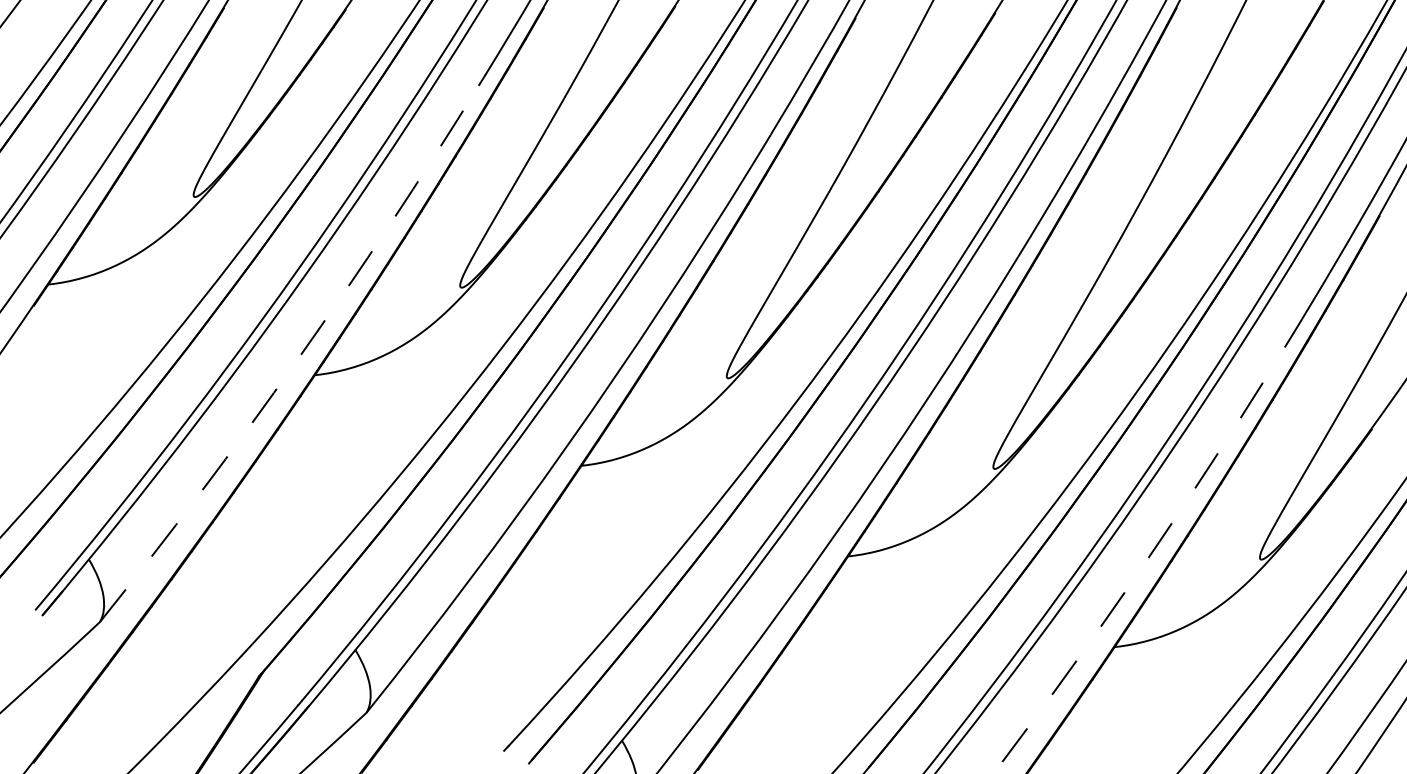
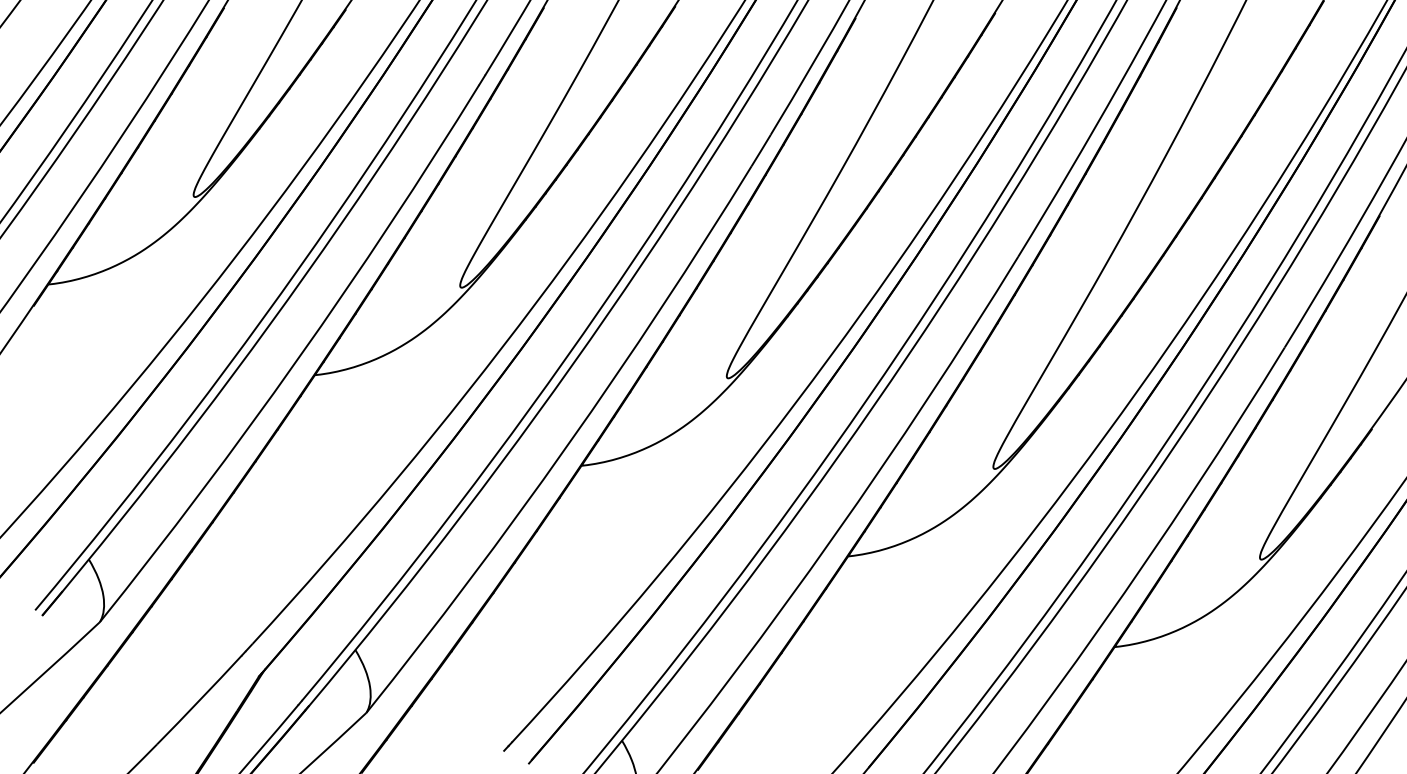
arc: dashed -> solid (297, 359)
arc: dashed -> solid (1144, 563)
